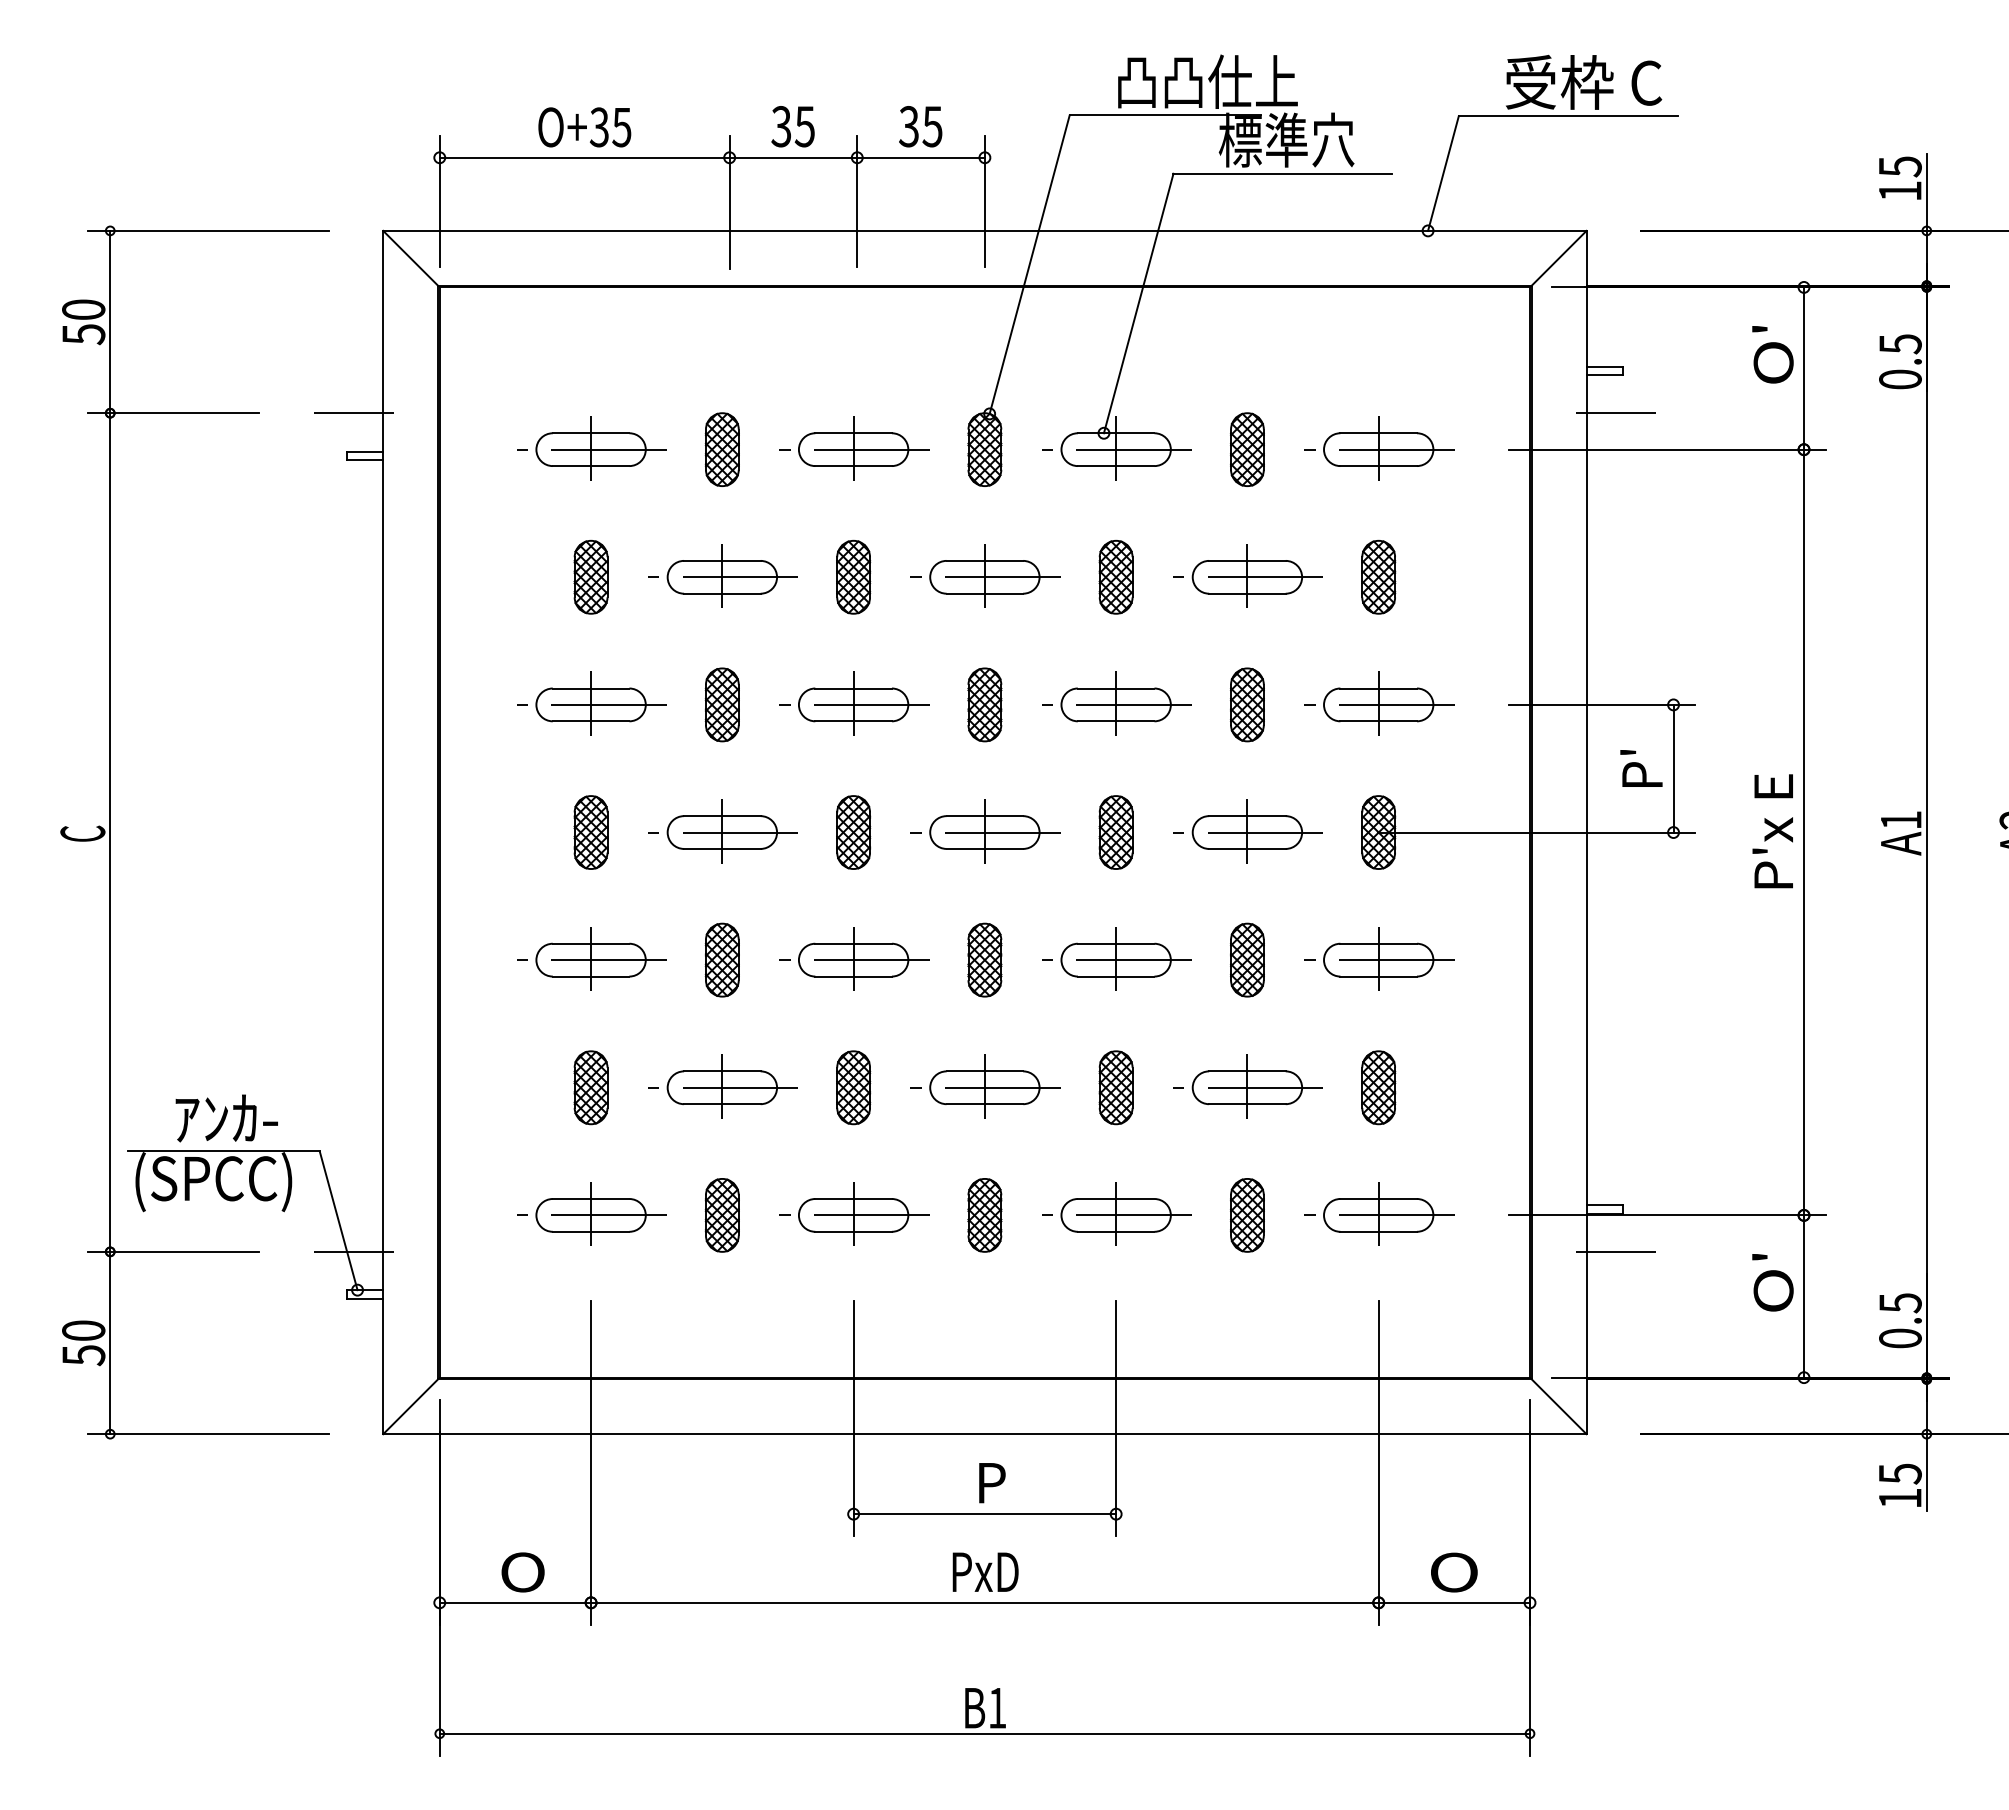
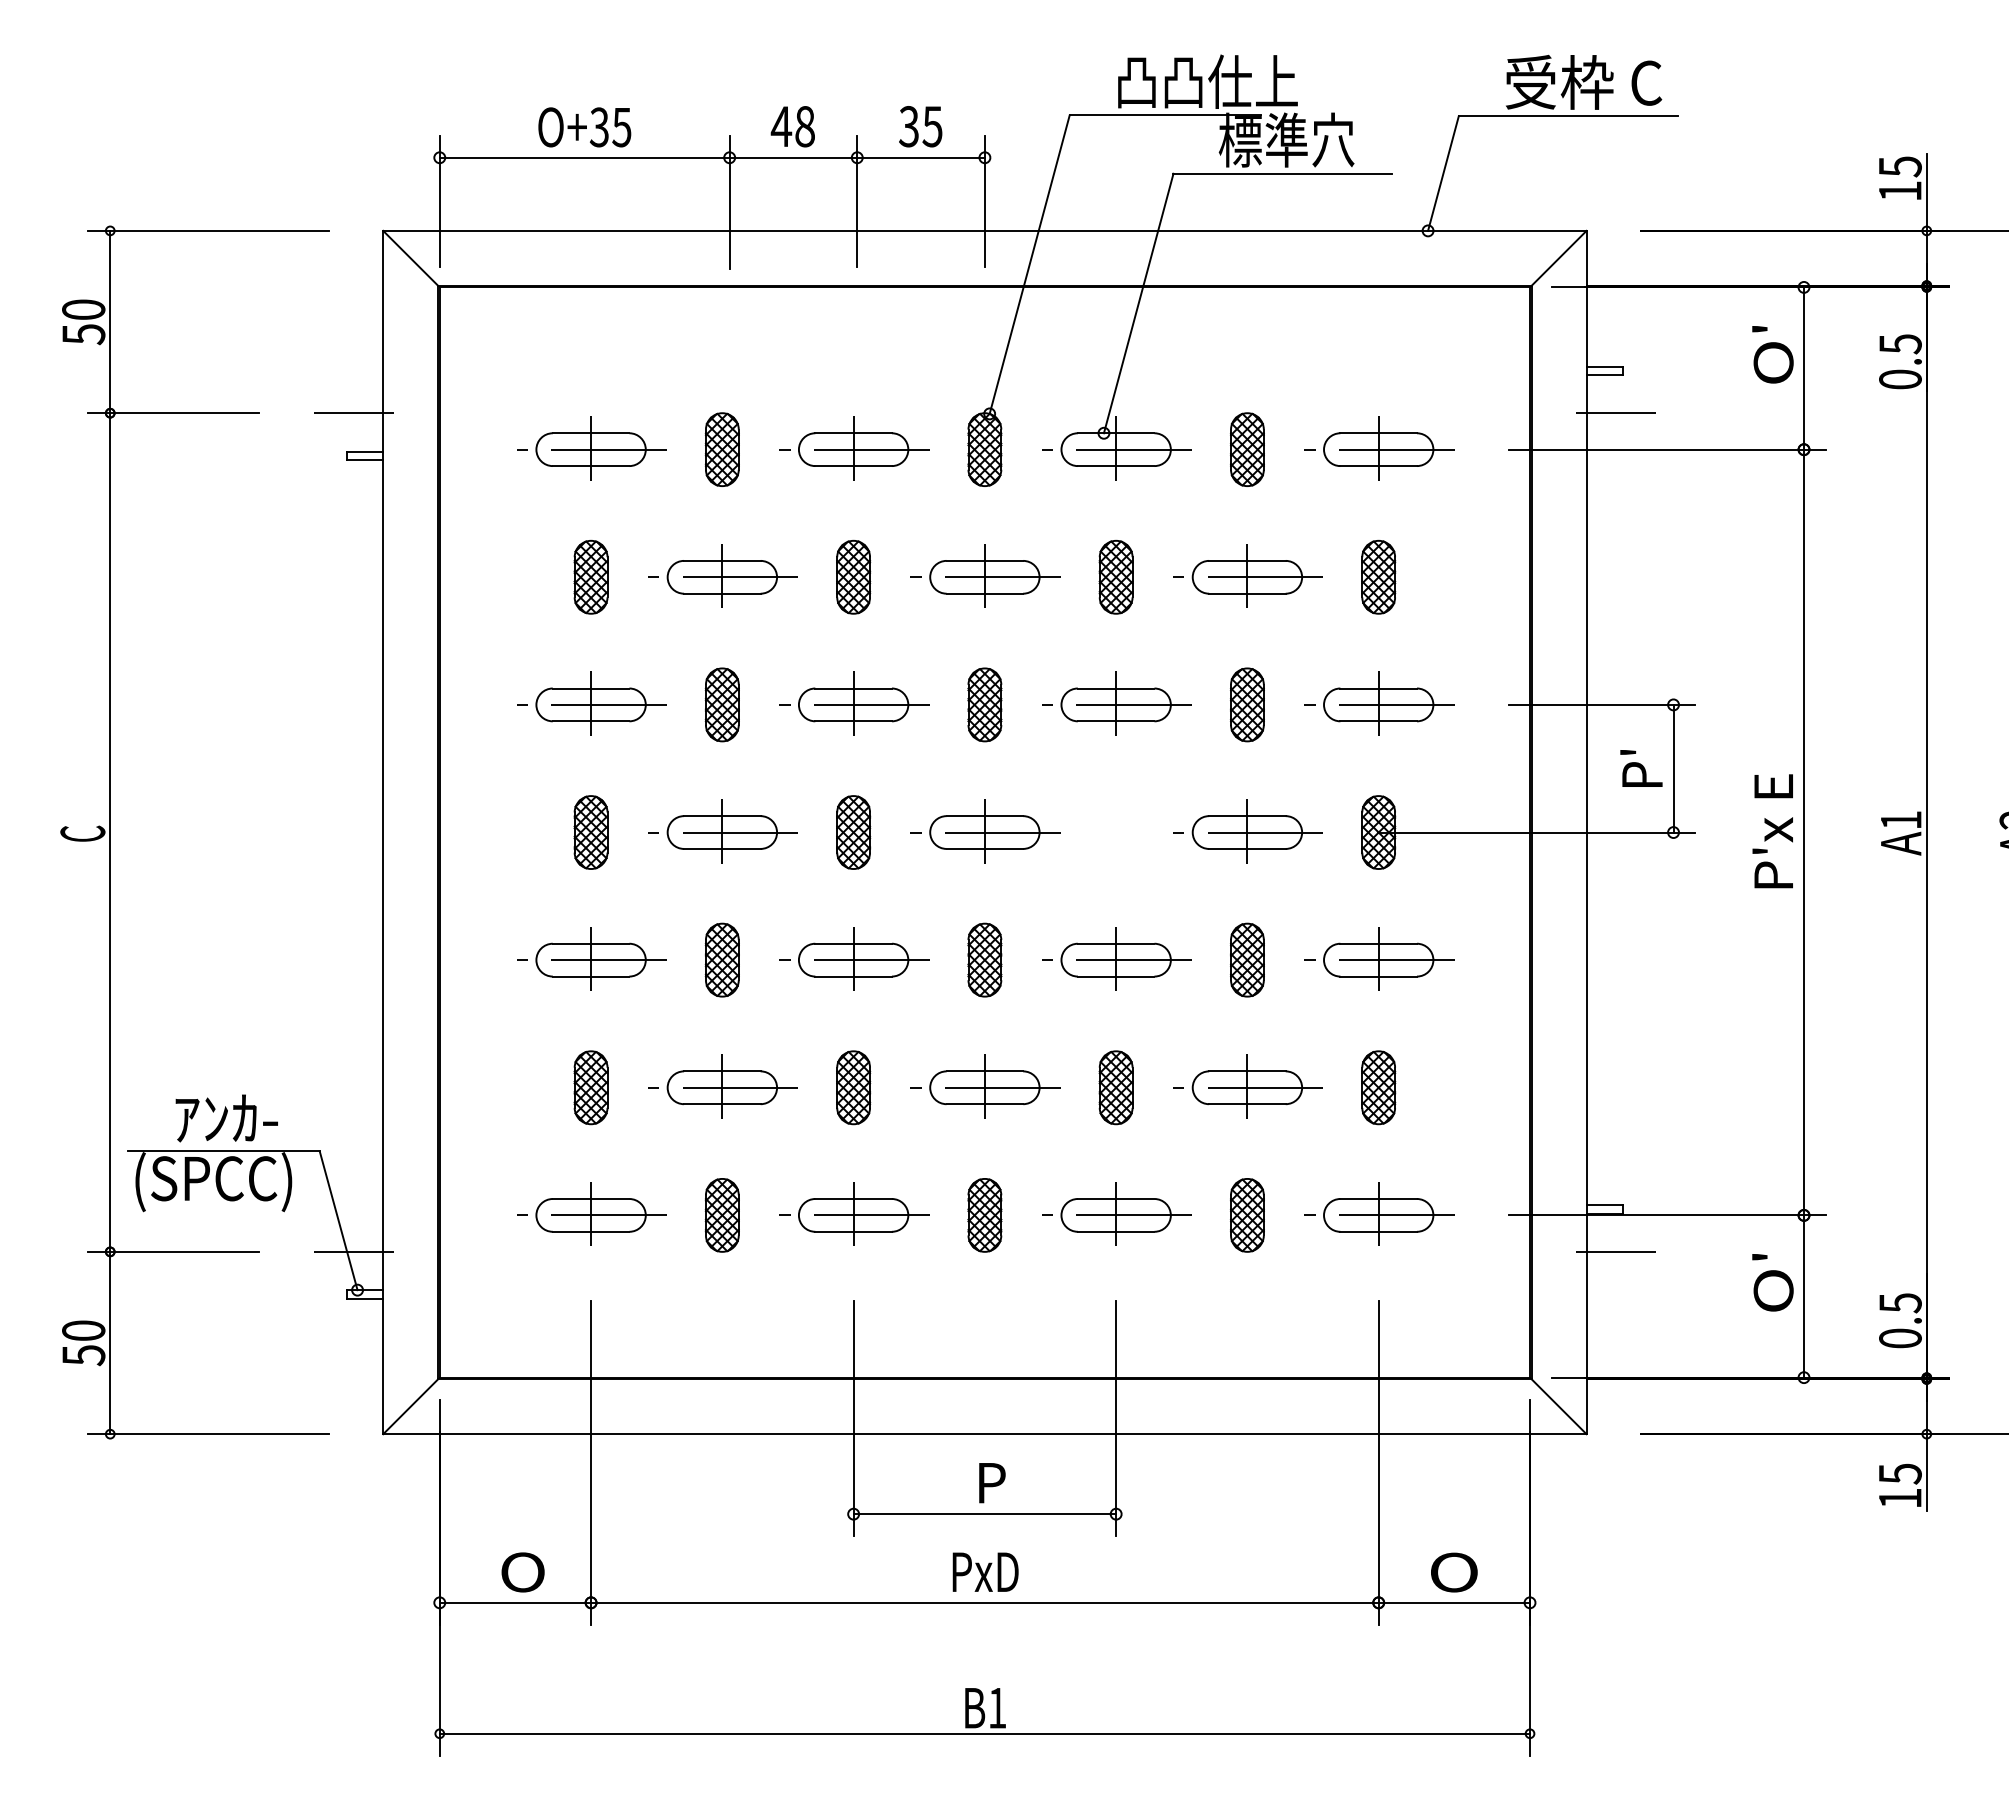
text: 35 -> 48 (792, 126)
part: present -> none (1115, 832)
